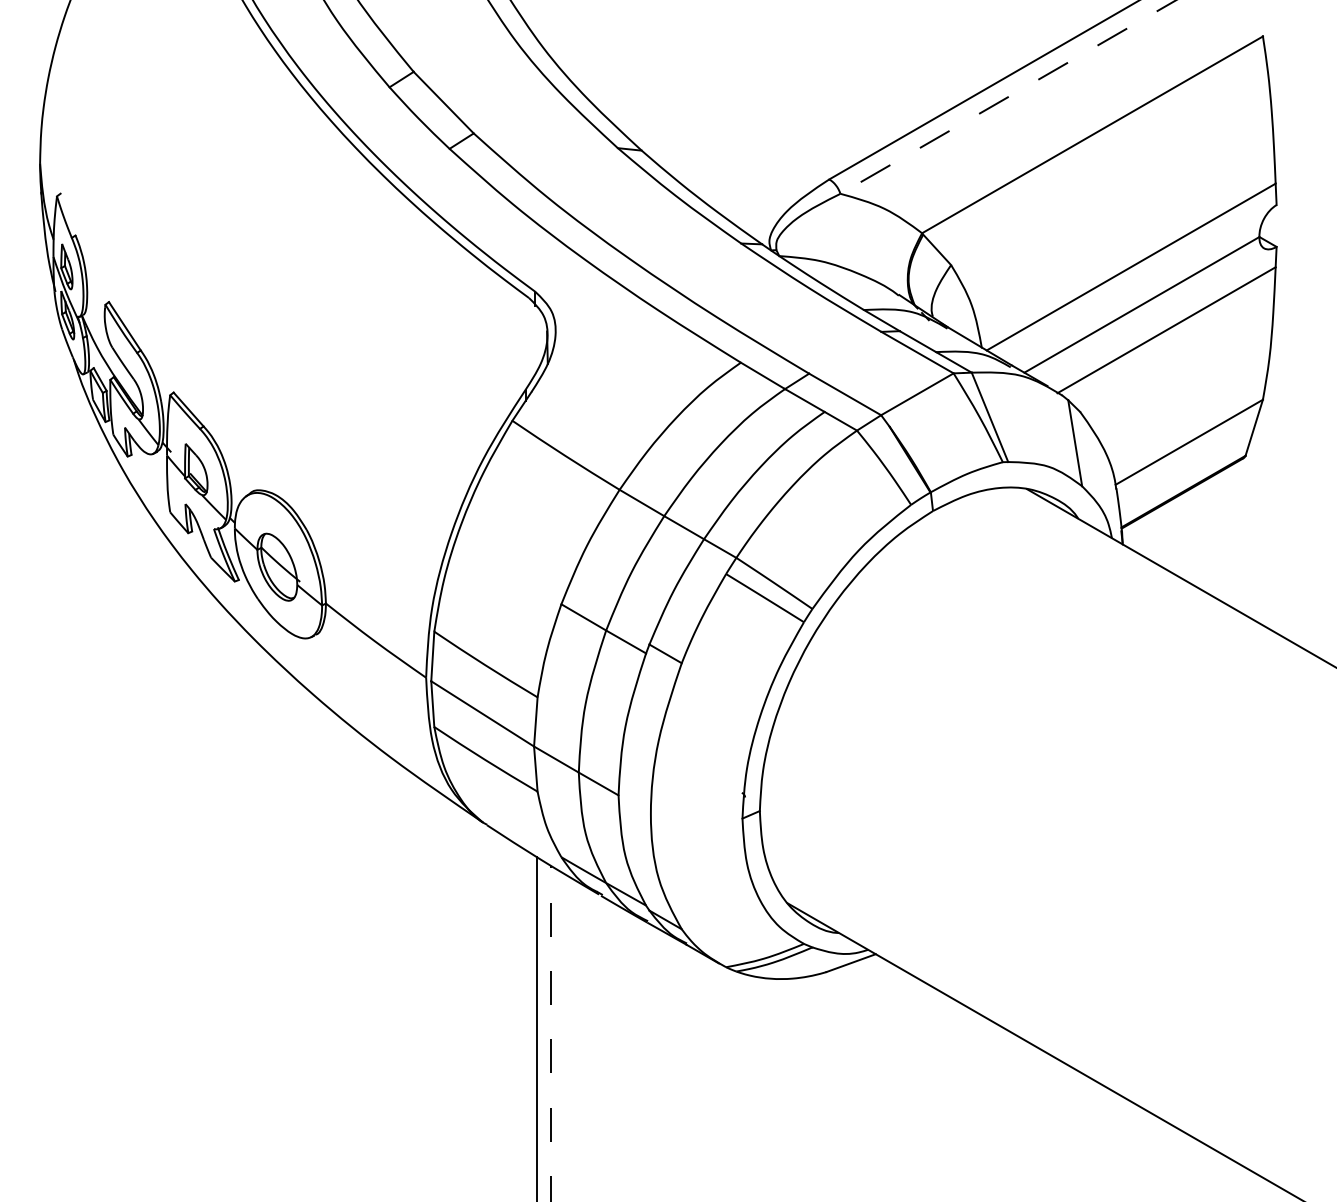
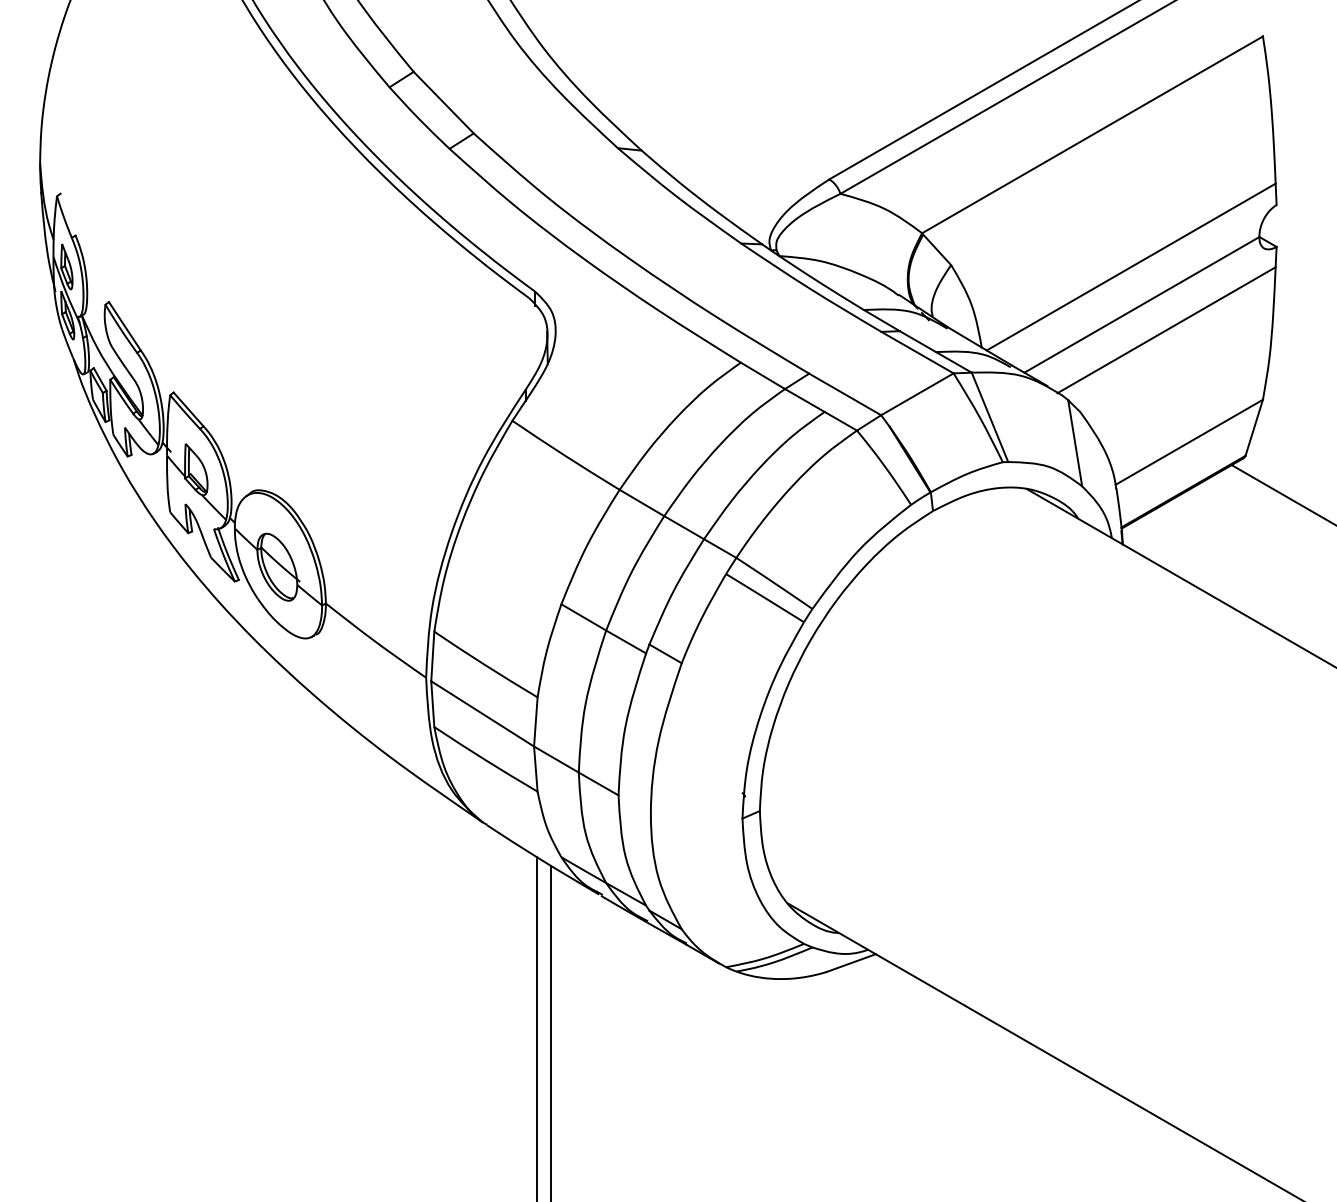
line: dashed -> solid (1008, 97)
line: none -> present (1282, 494)
line: dashed -> solid (551, 1032)
